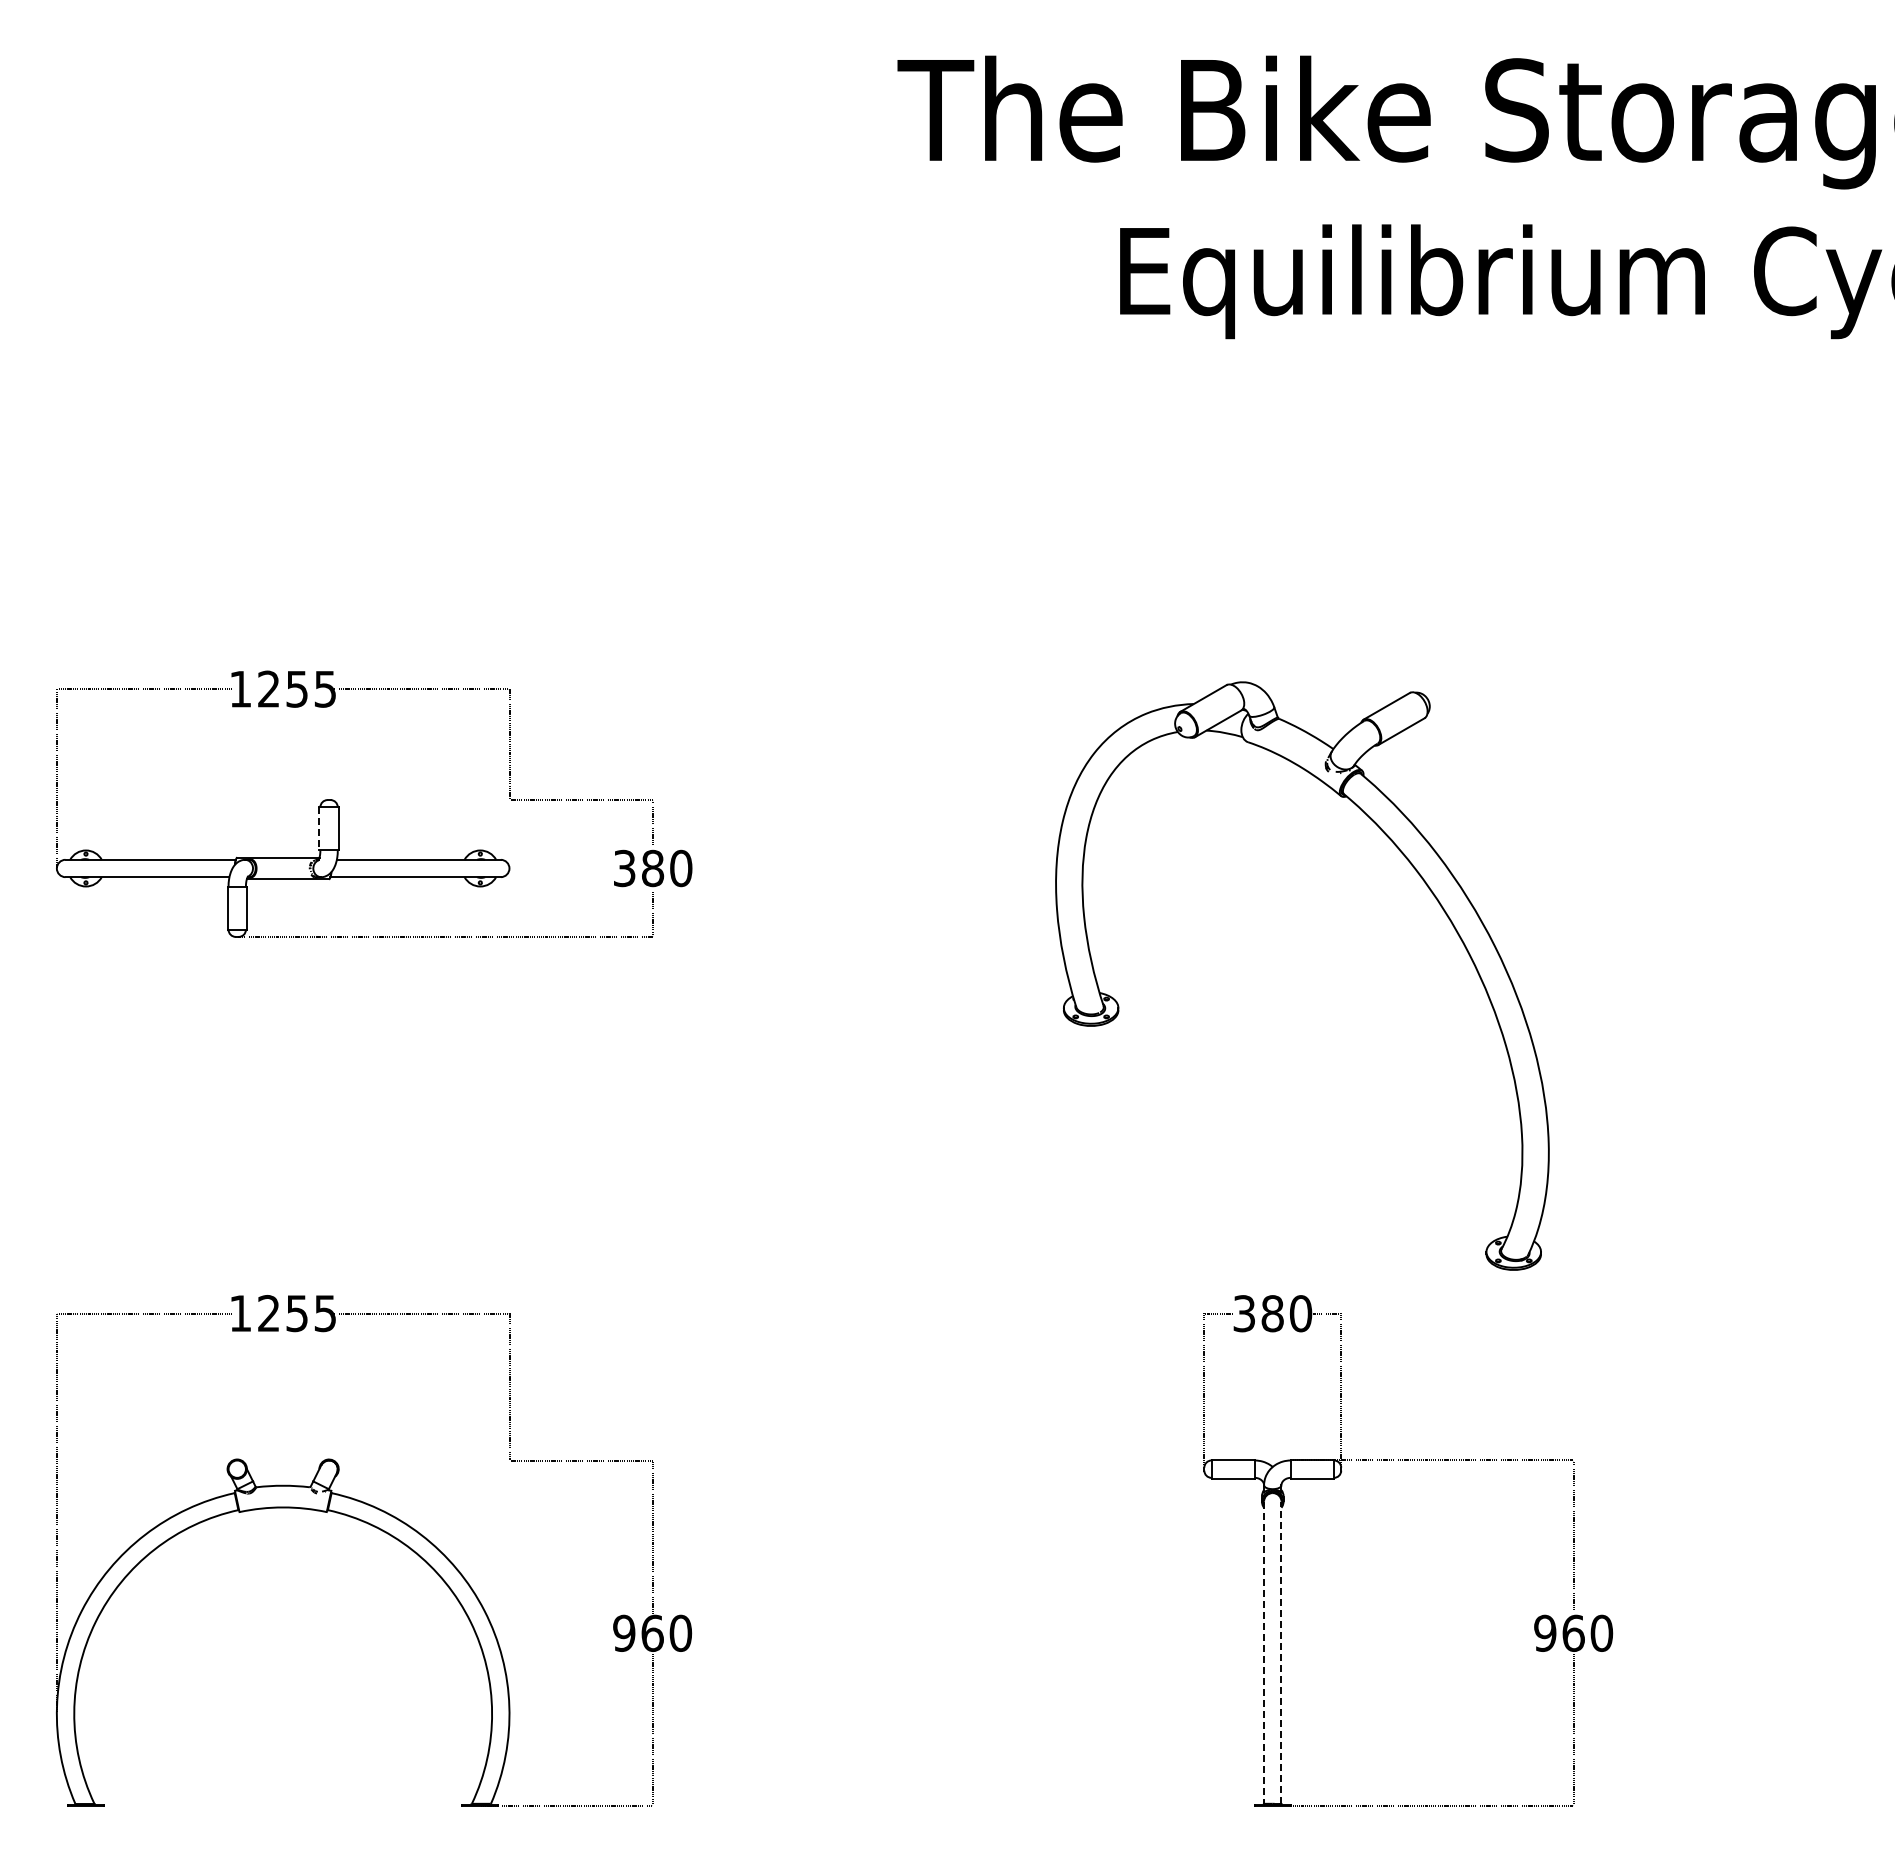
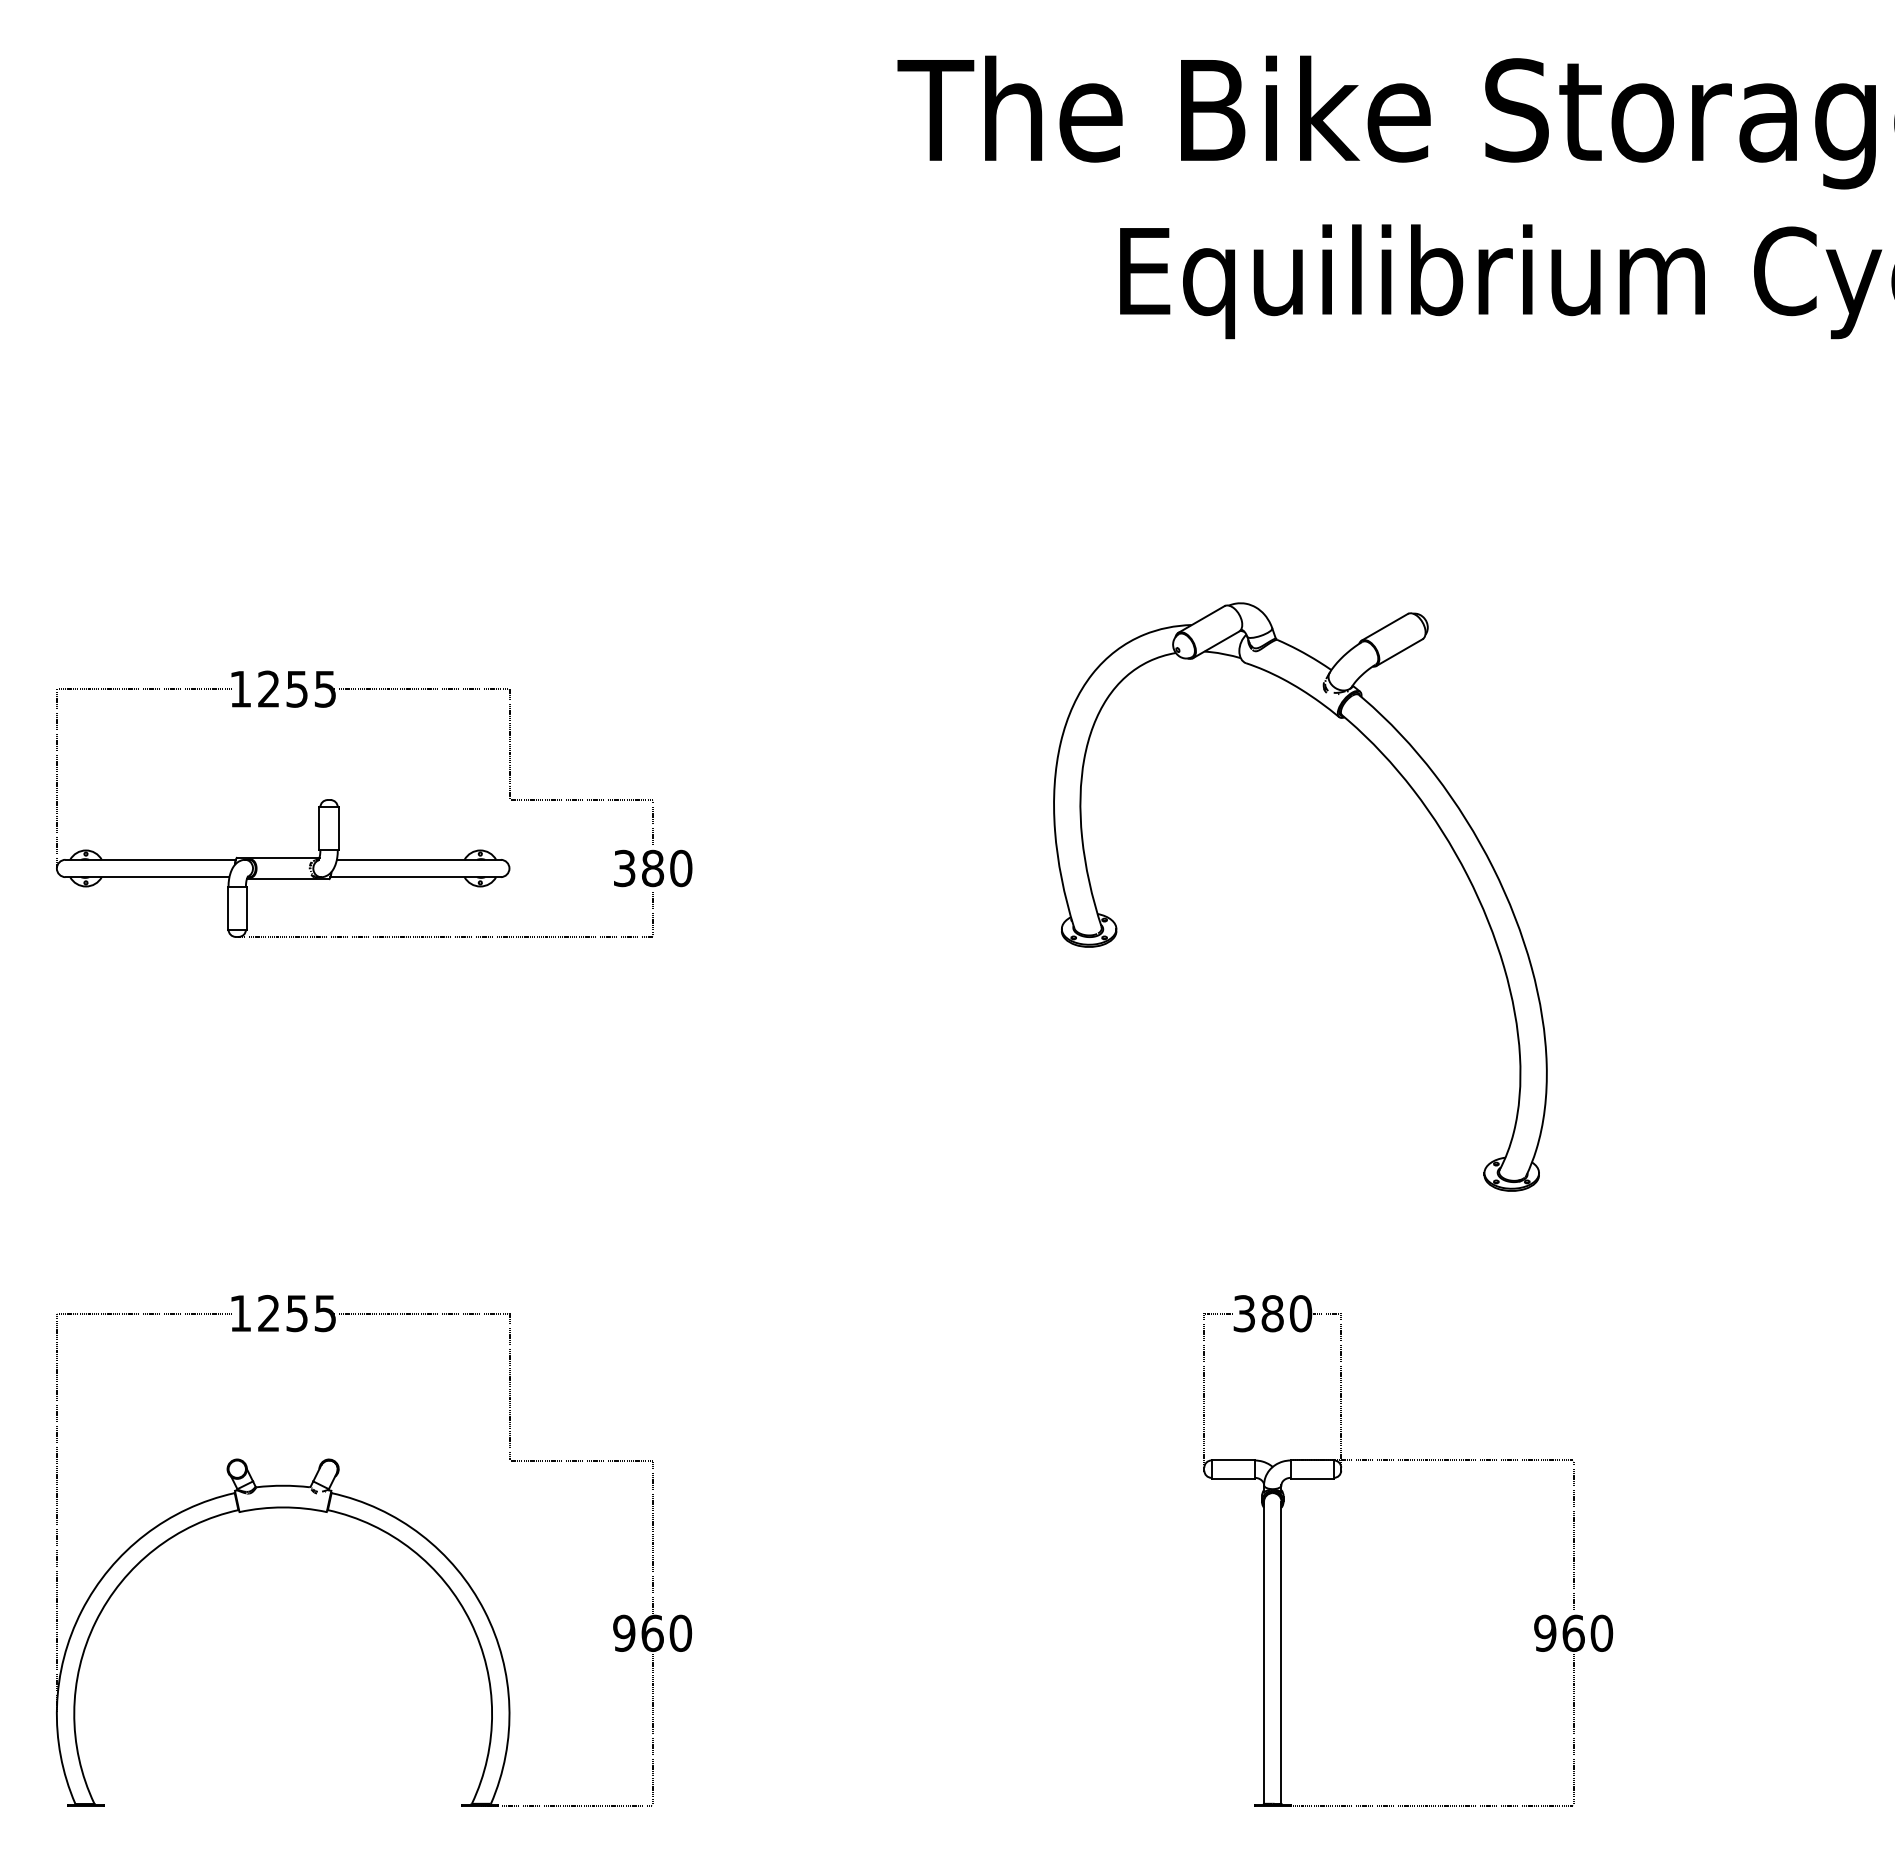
line: dashed -> solid (319, 828)
part position: (1429, 890) -> (1427, 811) (1427, 811)
line: dashed -> solid (1281, 1652)
line: dashed -> solid (1264, 1653)
